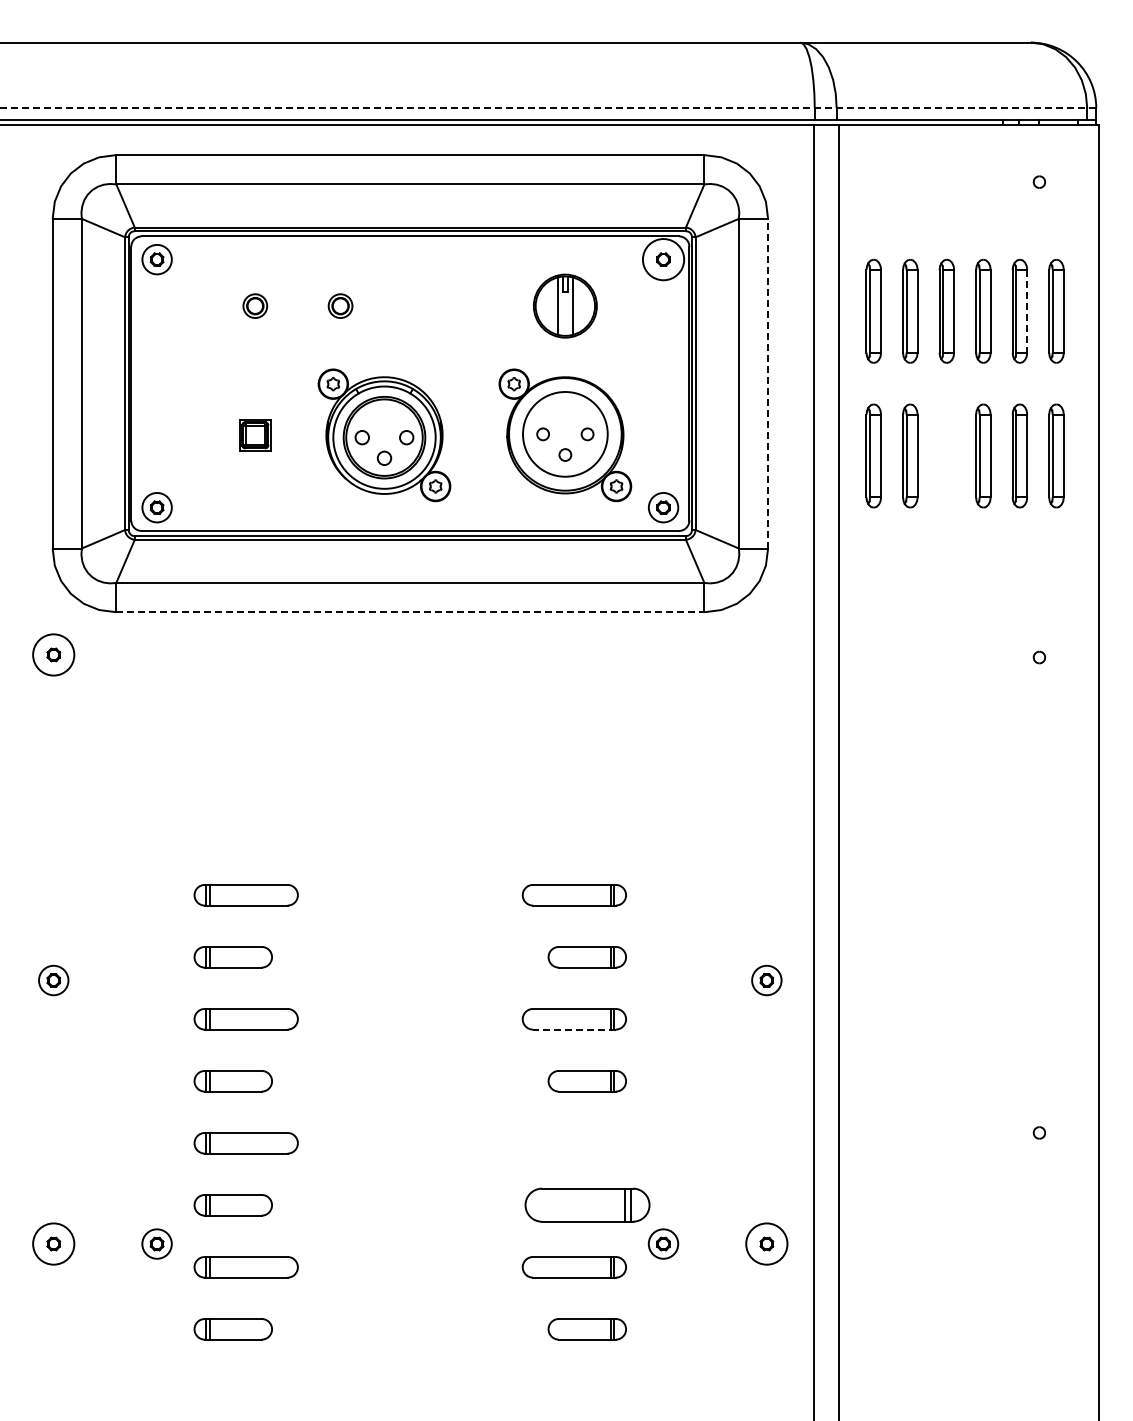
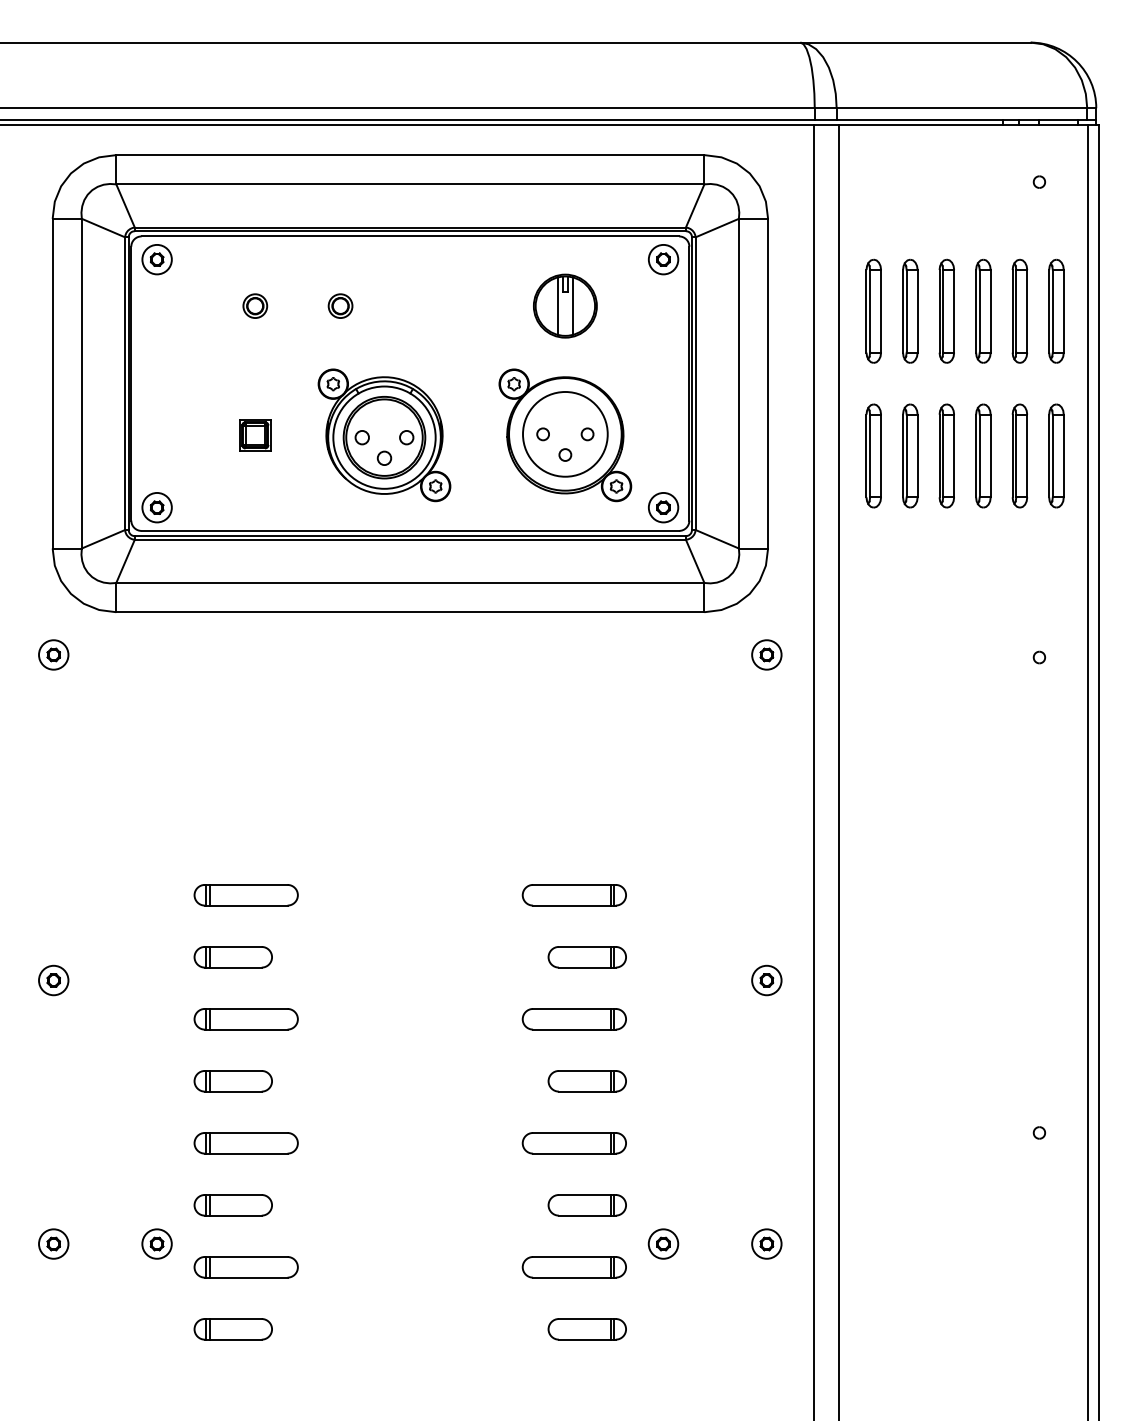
line: dashed -> solid (548, 108)
circle diameter: 41 px -> 29 px (663, 259)
line: dashed -> solid (1027, 311)
line: dashed -> solid (768, 383)
part: none -> present (946, 455)
line: dashed -> solid (410, 612)
circle diameter: 41 px -> 29 px (53, 654)
part: none -> present (766, 654)
line: none -> present (1088, 771)
line: dashed -> solid (573, 1029)
part: none -> present (573, 1143)
part size: 127x36 px -> 80x23 px (586, 1205)
circle diameter: 41 px -> 29 px (53, 1243)
circle diameter: 41 px -> 29 px (766, 1243)
